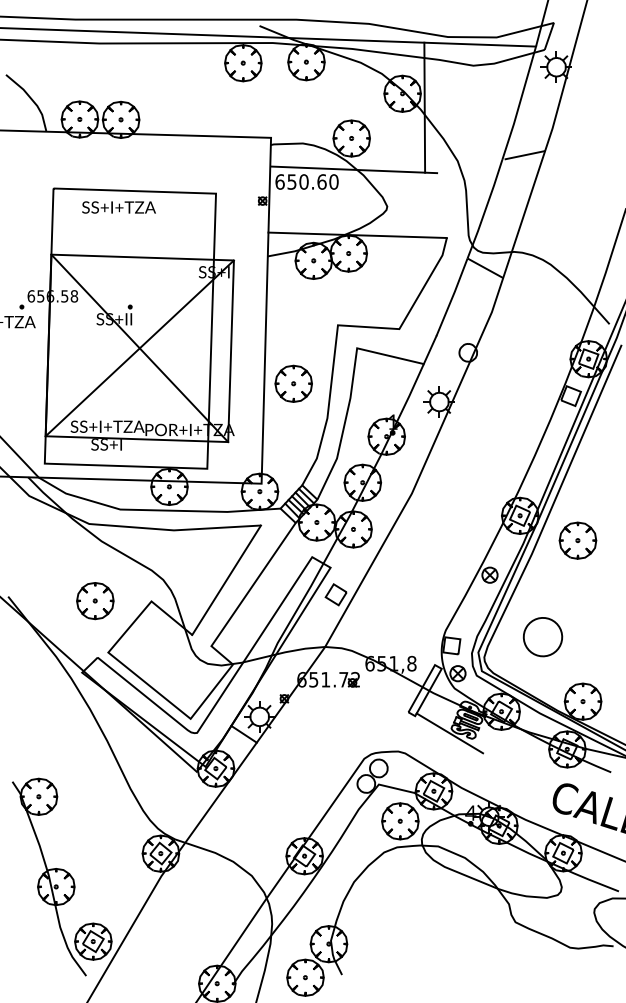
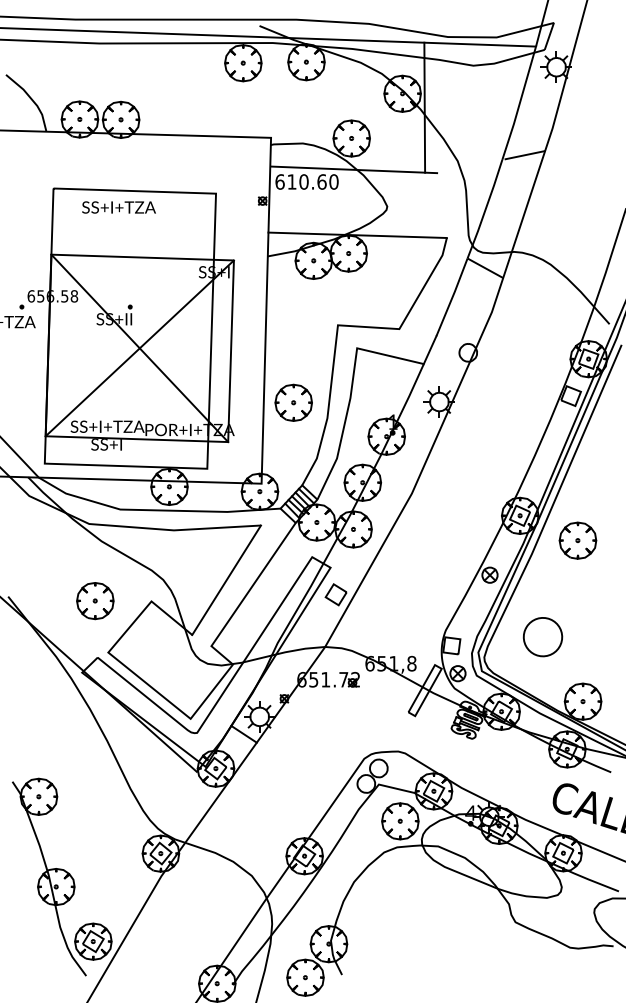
text: 650.60 -> 610.60 (291, 181)
part position: (293, 383) -> (293, 402) (293, 402)
line: present -> none (449, 733)
